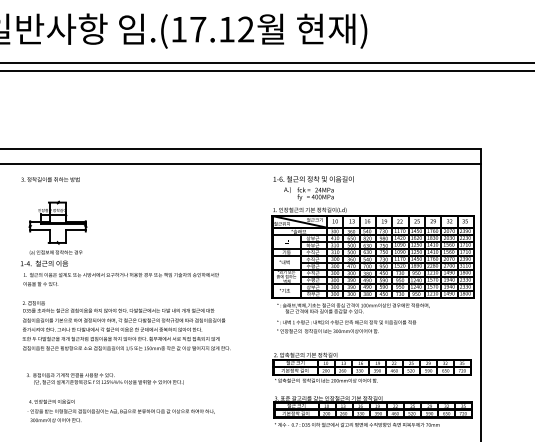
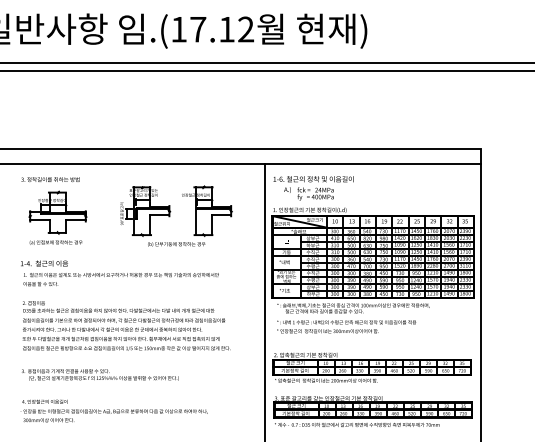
part: none -> present (176, 215)
part position: (57, 227) -> (57, 217) (57, 217)
line: none -> present (264, 301)
text position: (105, 378) -> (100, 374) (100, 374)
text position: (120, 410) -> (113, 410) (113, 410)
